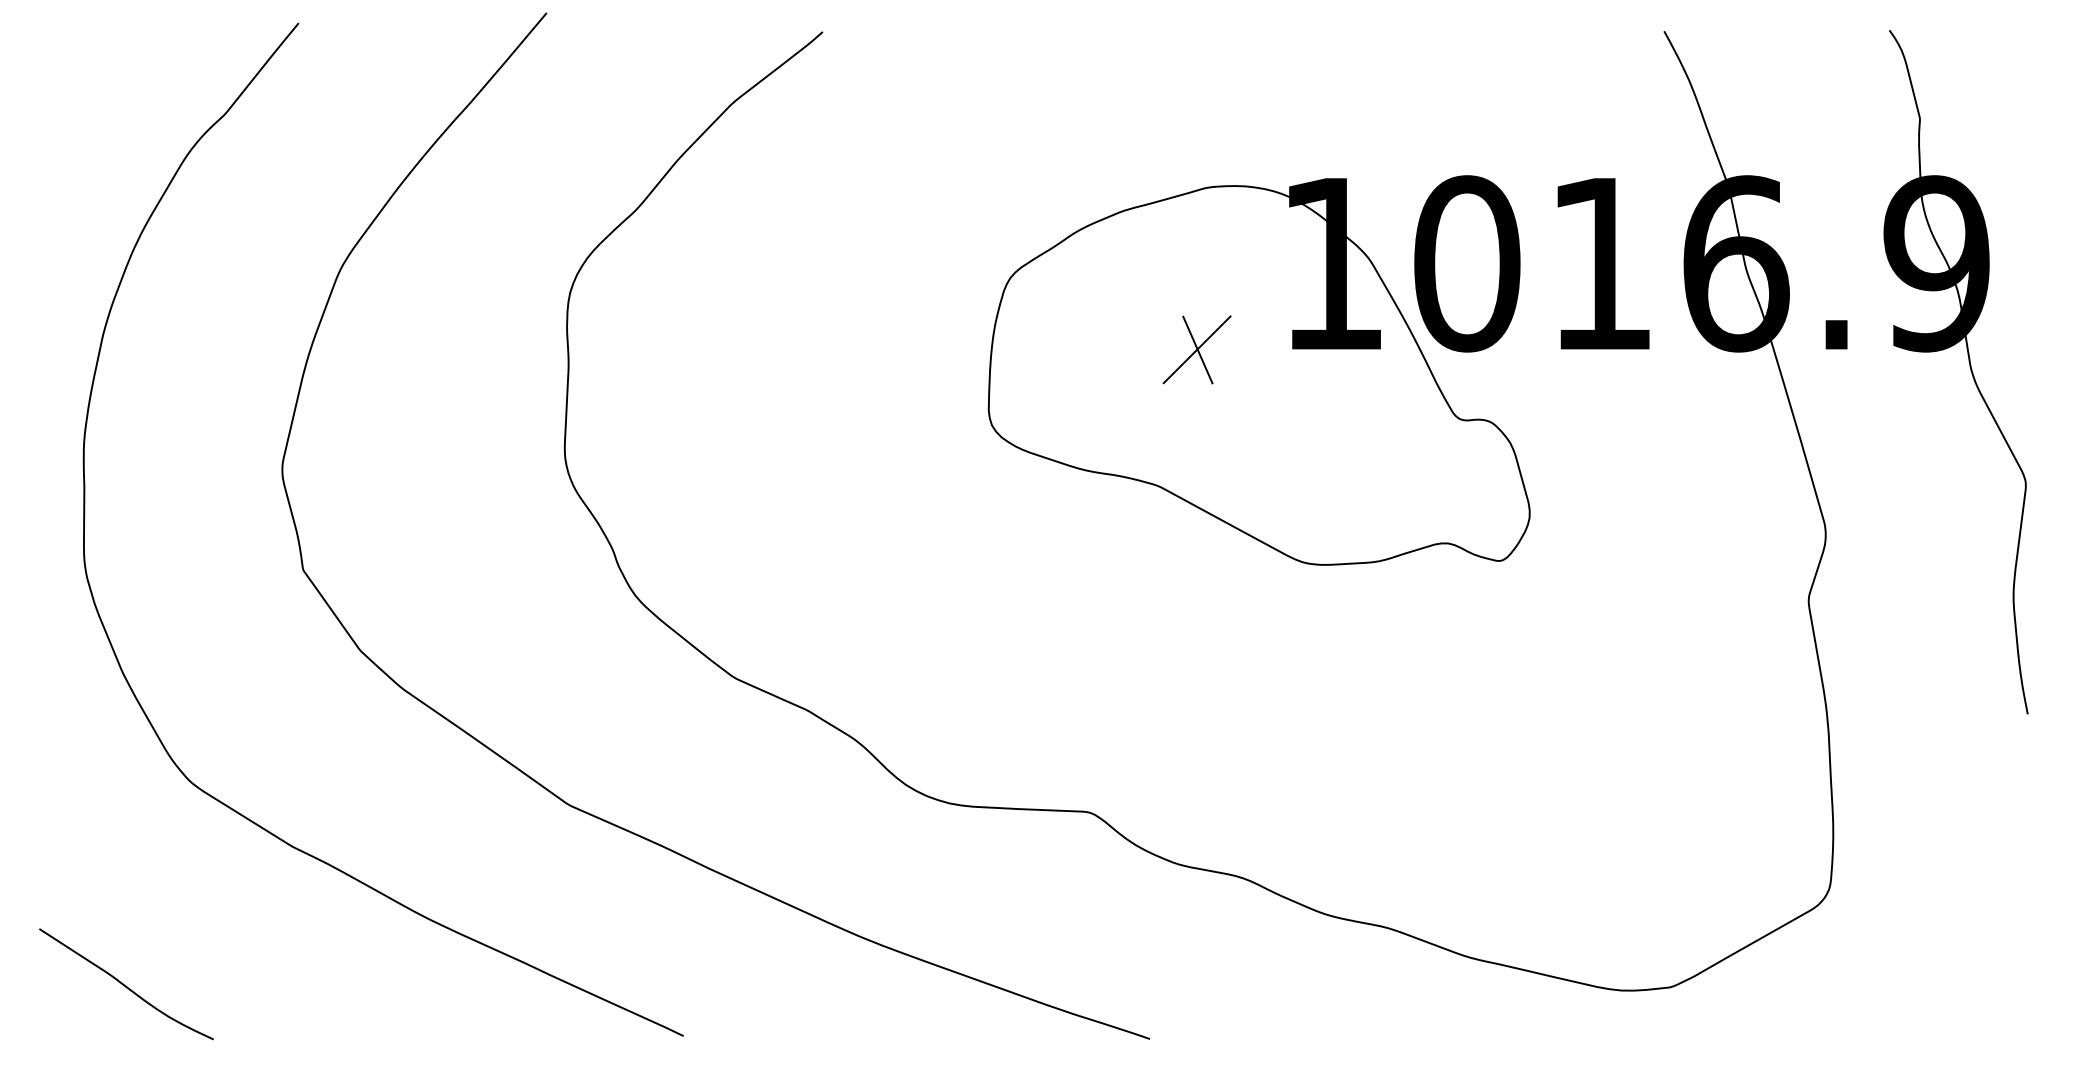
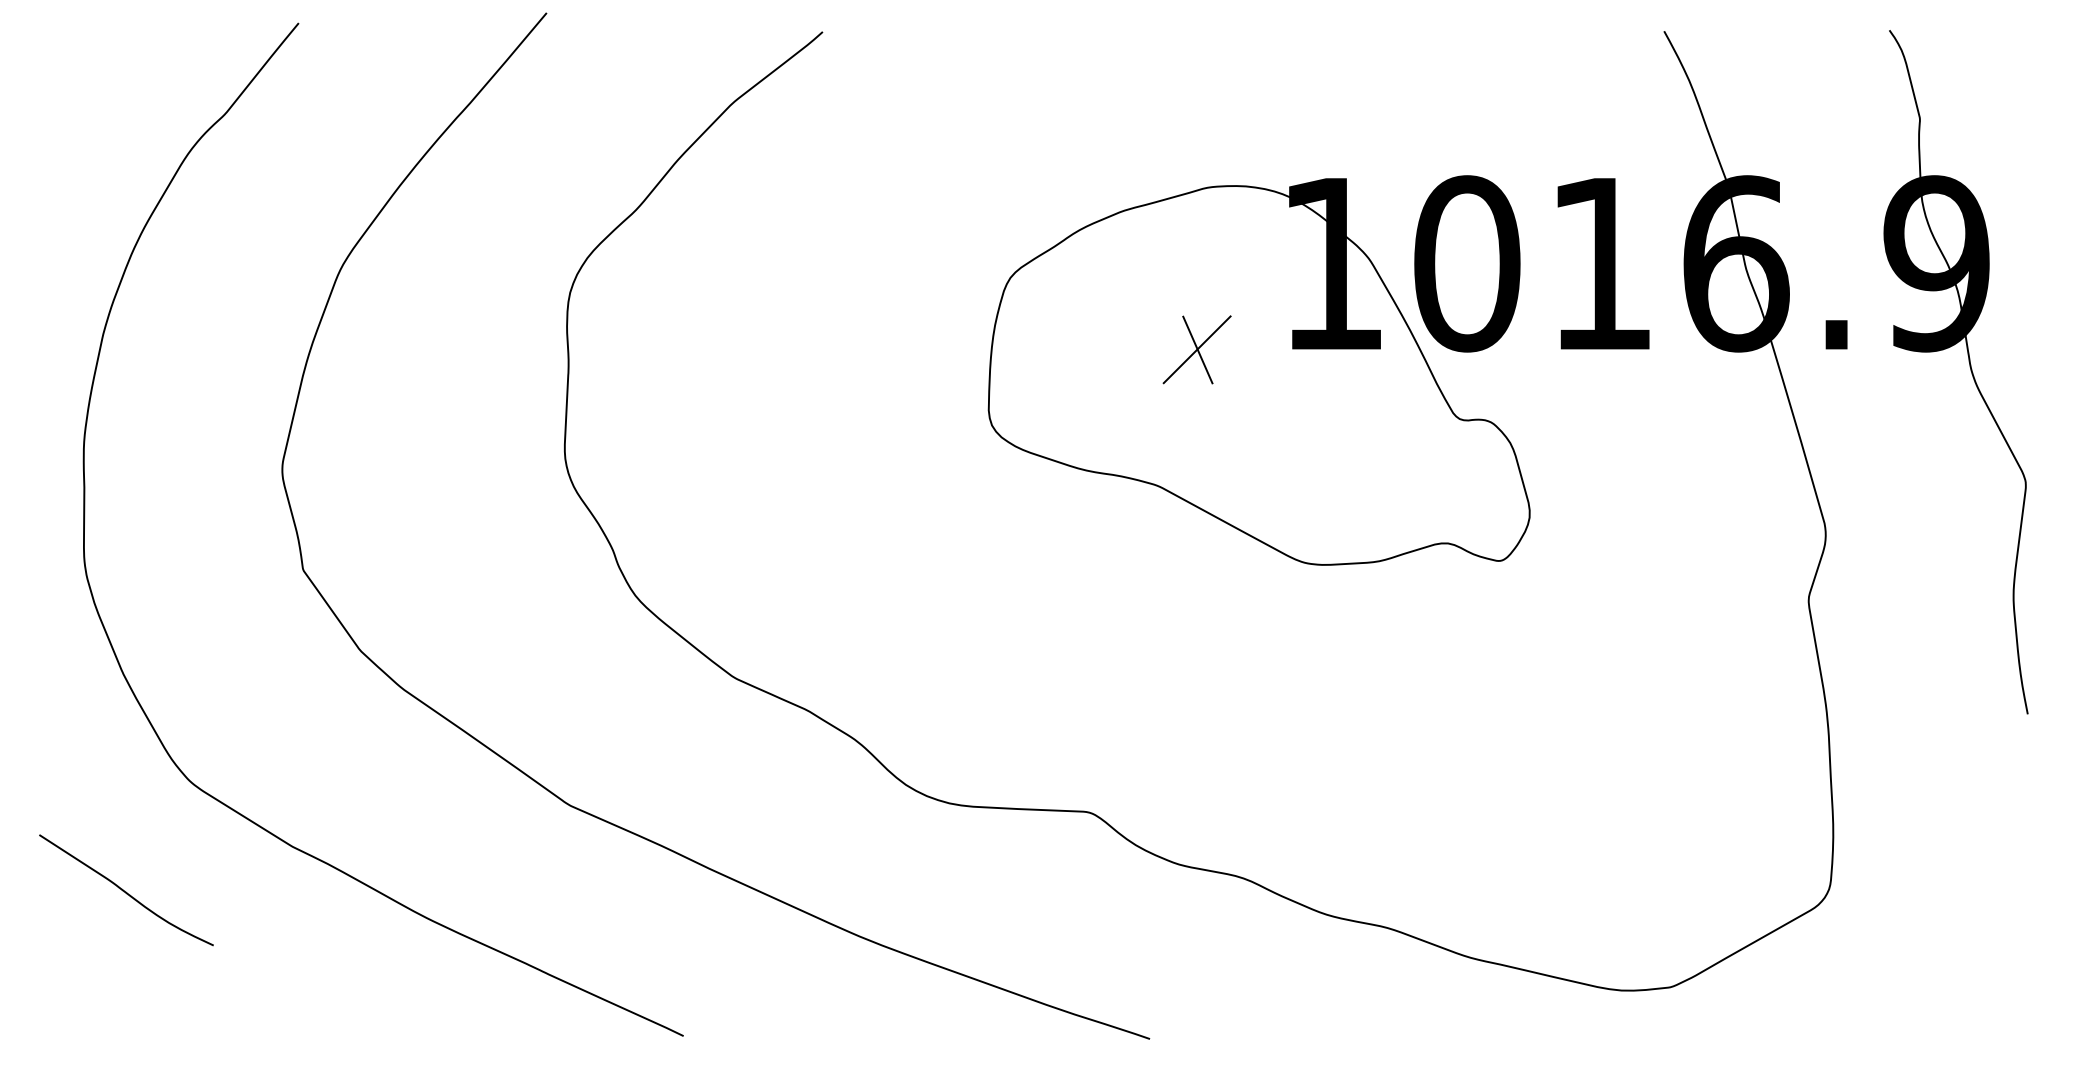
curve position: (126, 985) -> (126, 891) (126, 891)
